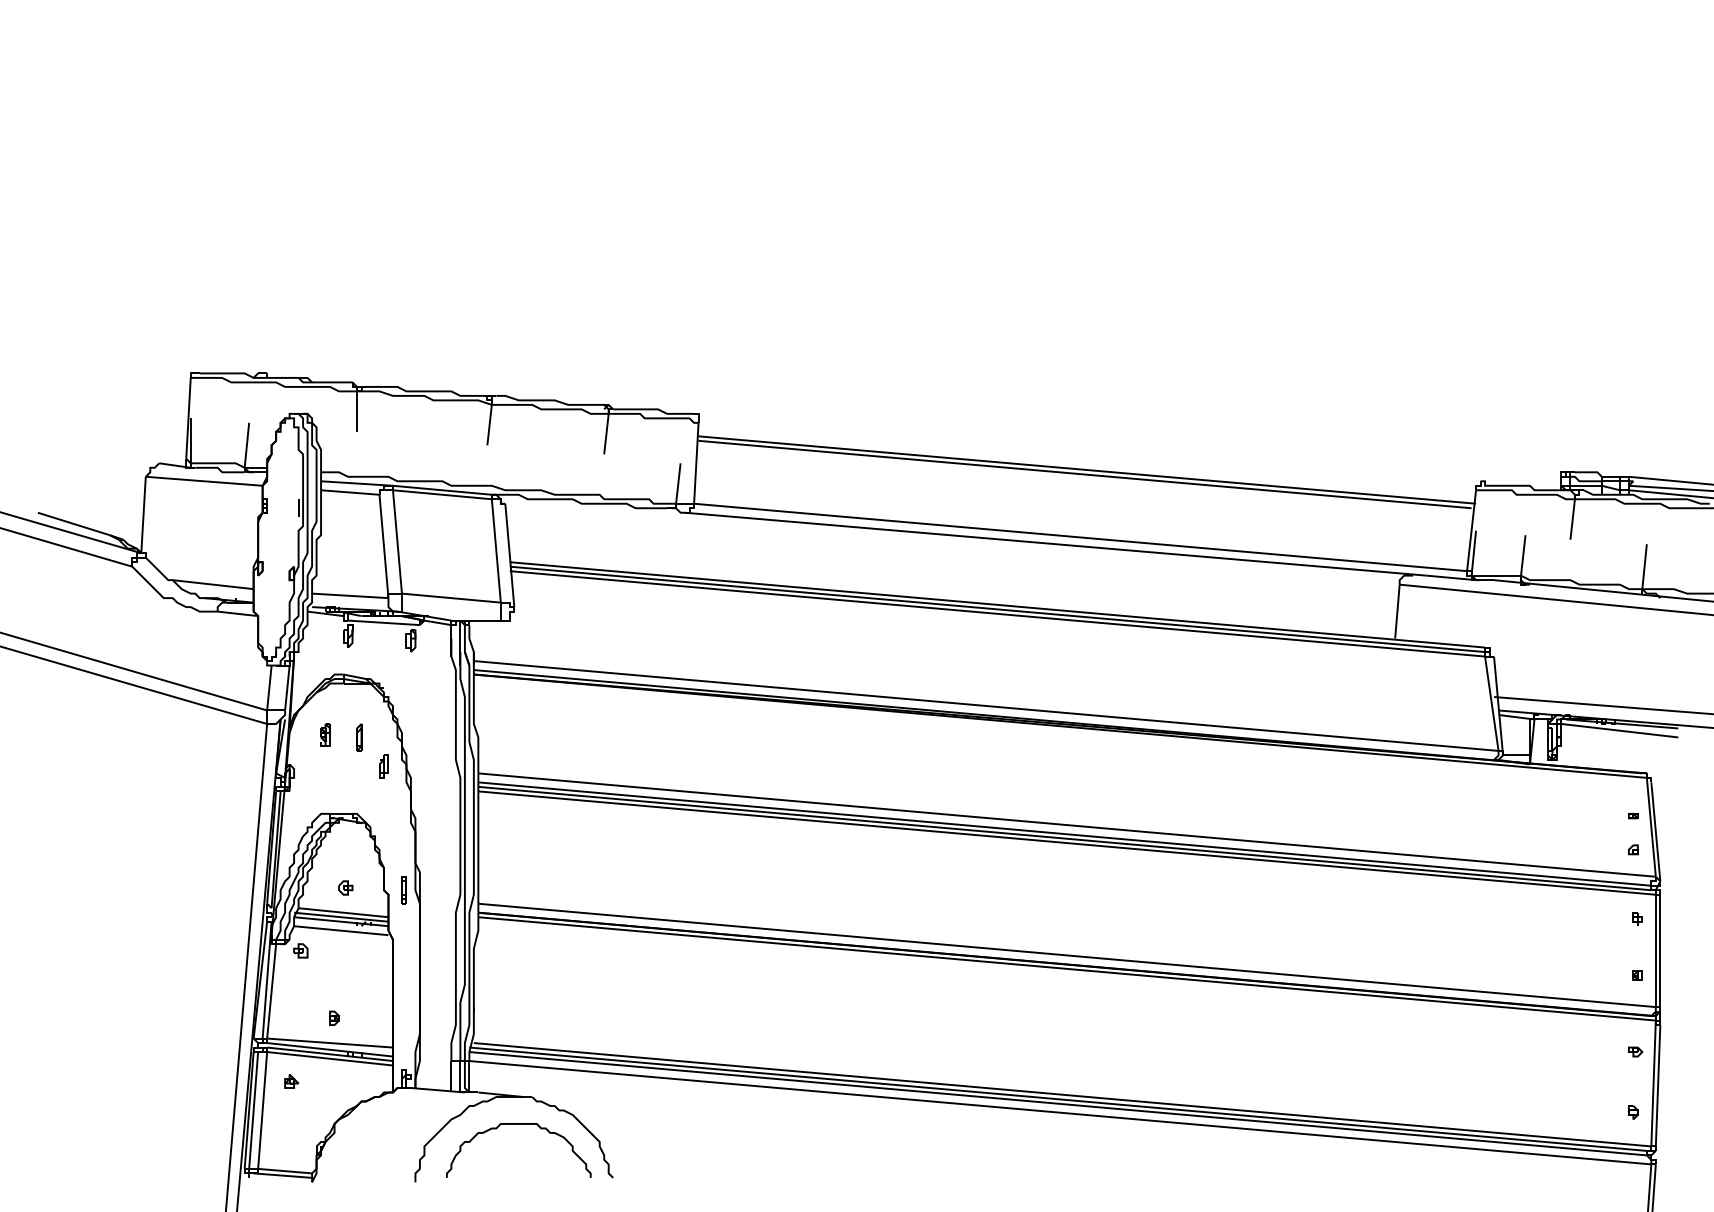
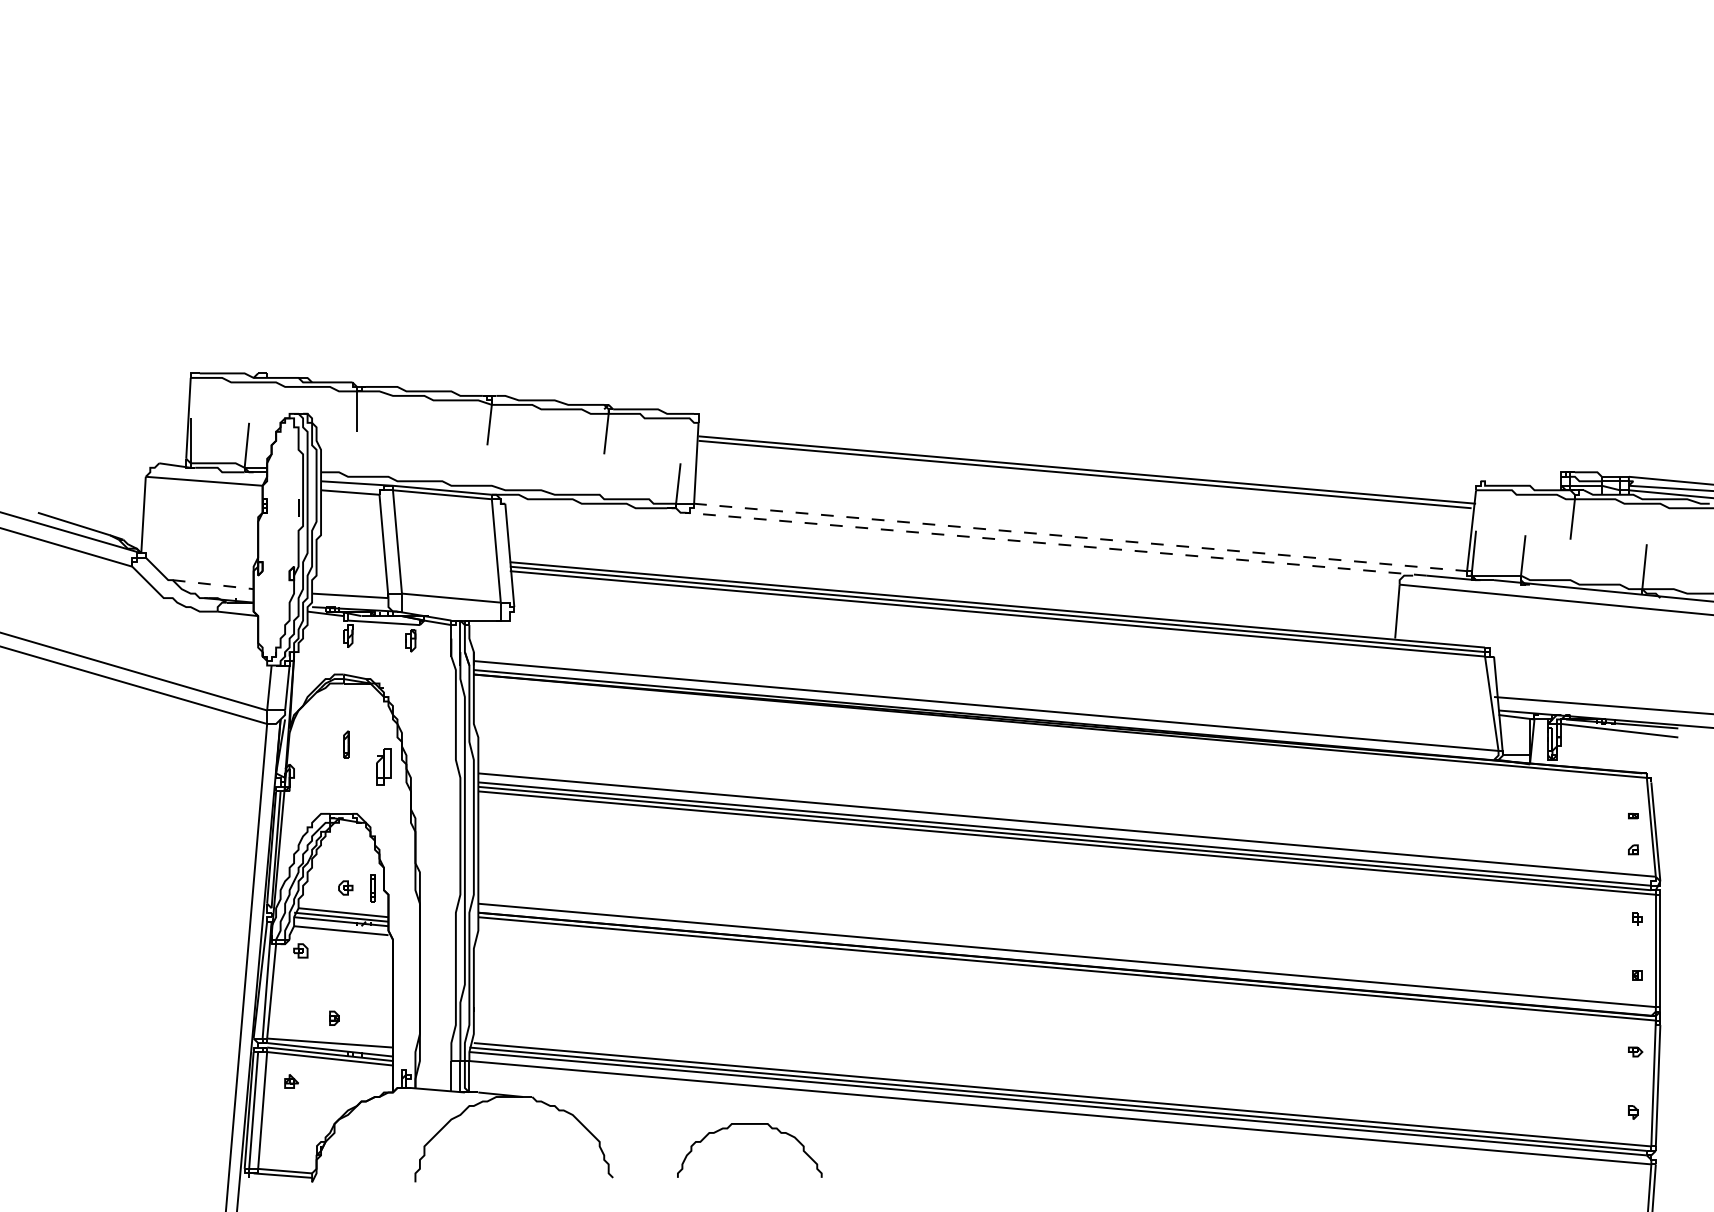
line: solid -> dashed (1080, 537)
line: solid -> dashed (1055, 544)
line: solid -> dashed (213, 584)
part: present -> none (325, 734)
part position: (359, 737) -> (346, 744) (346, 744)
part size: 10x25 px -> 16x38 px (383, 766)
part position: (403, 890) -> (372, 888) (372, 888)
curve position: (518, 1124) -> (749, 1124) (749, 1124)
